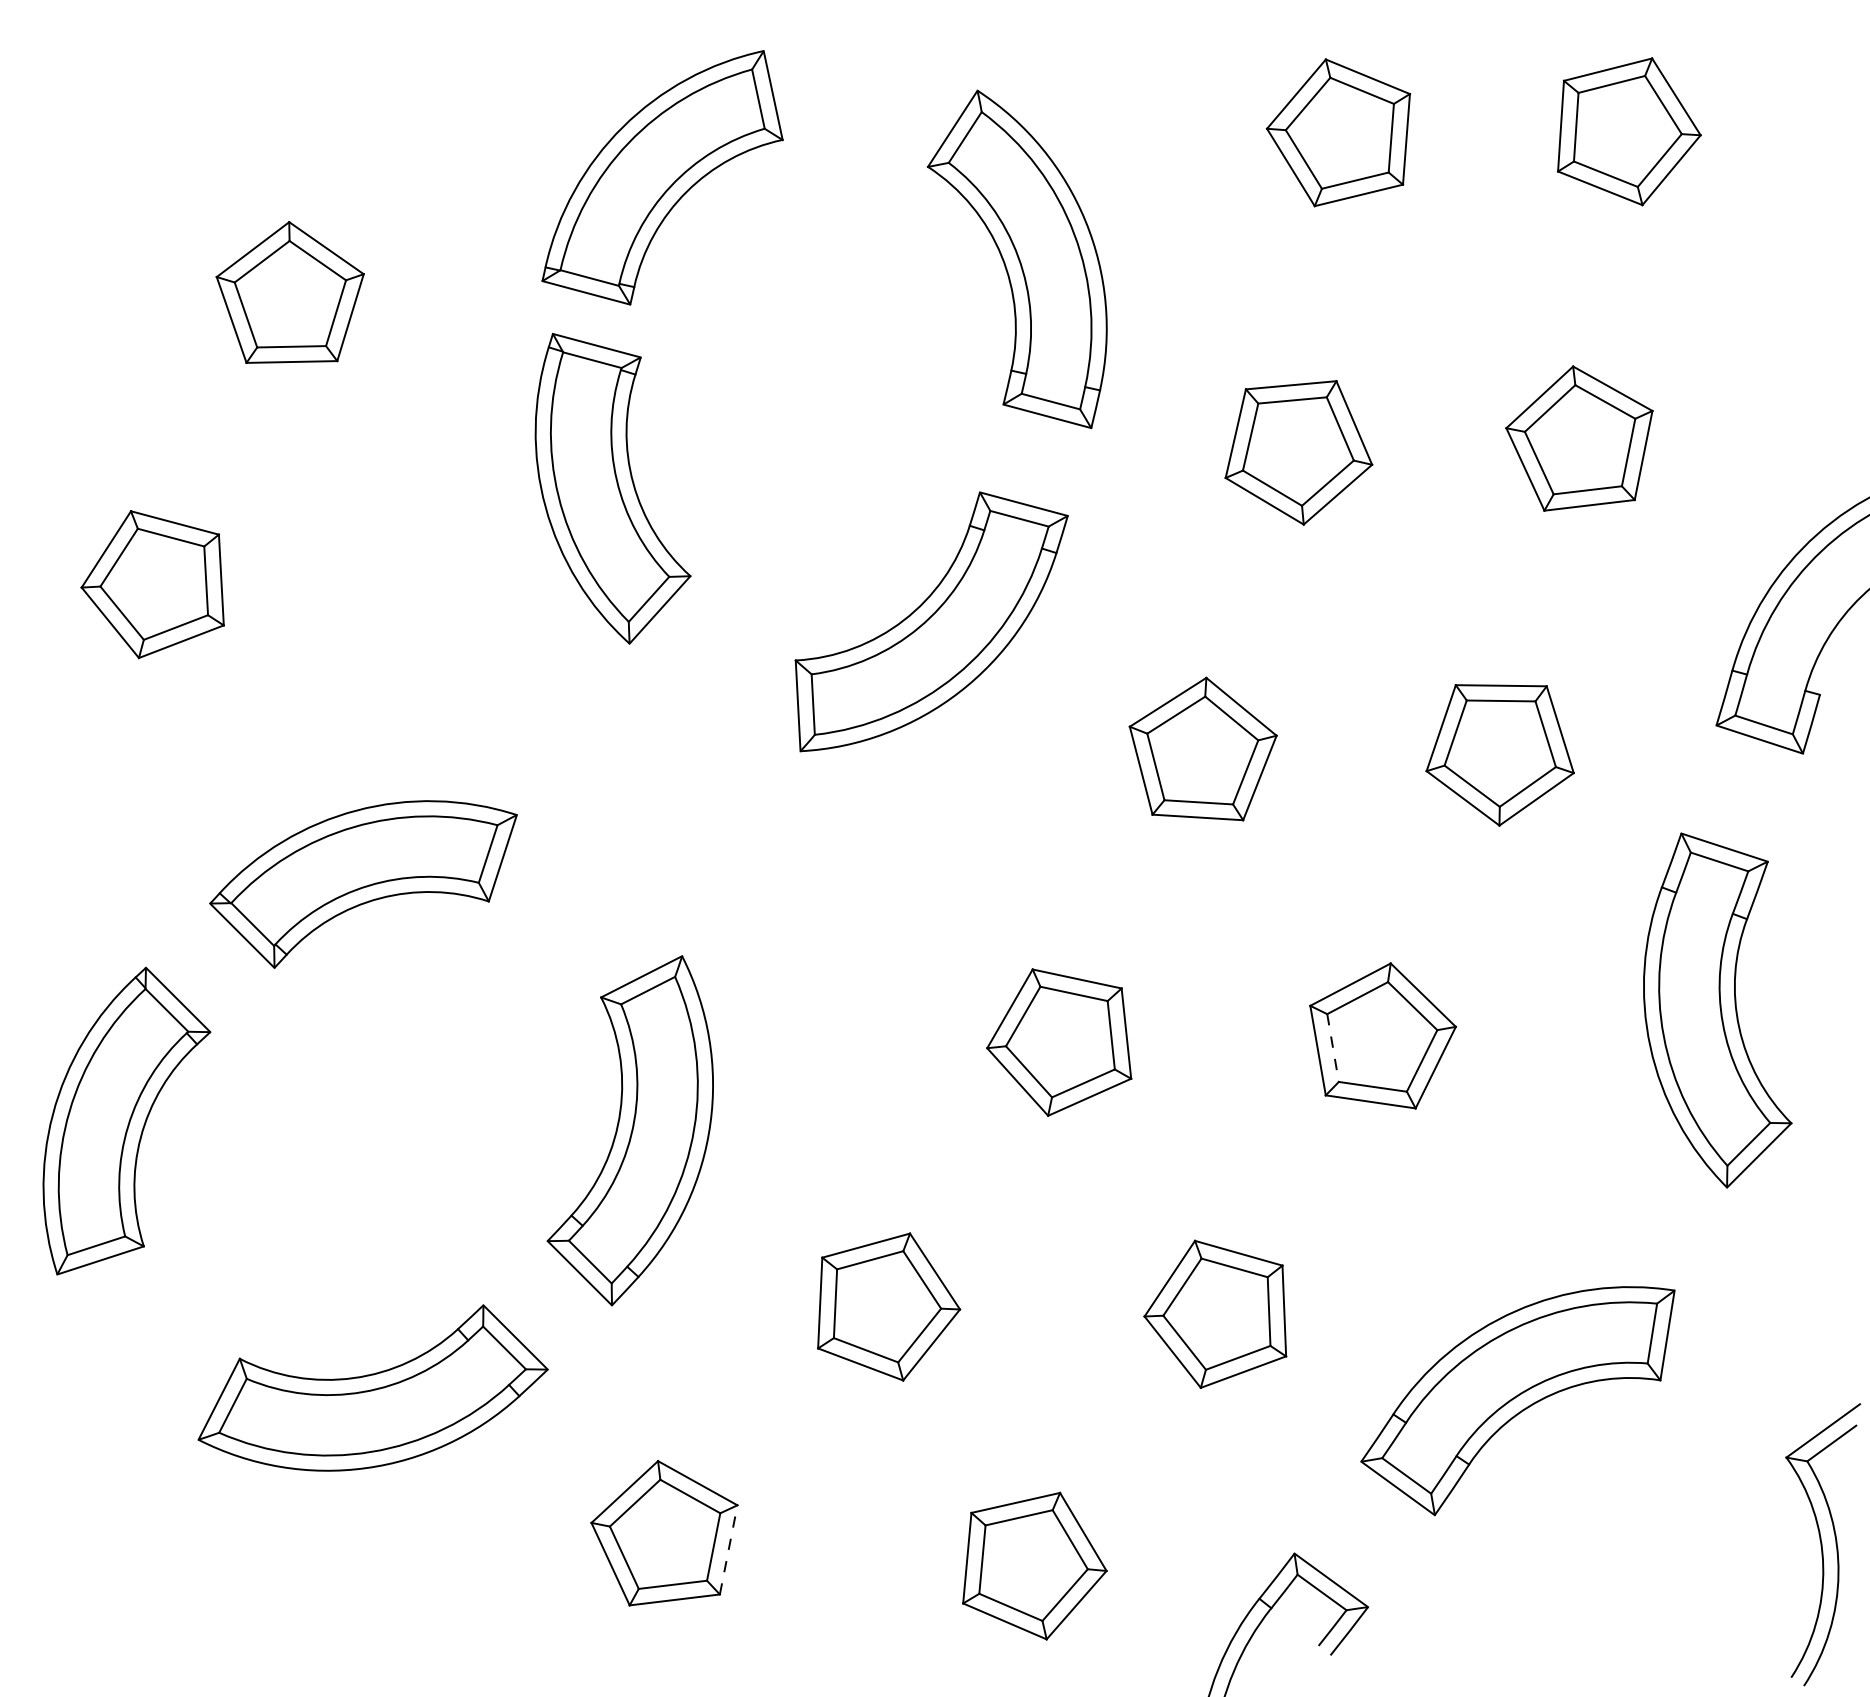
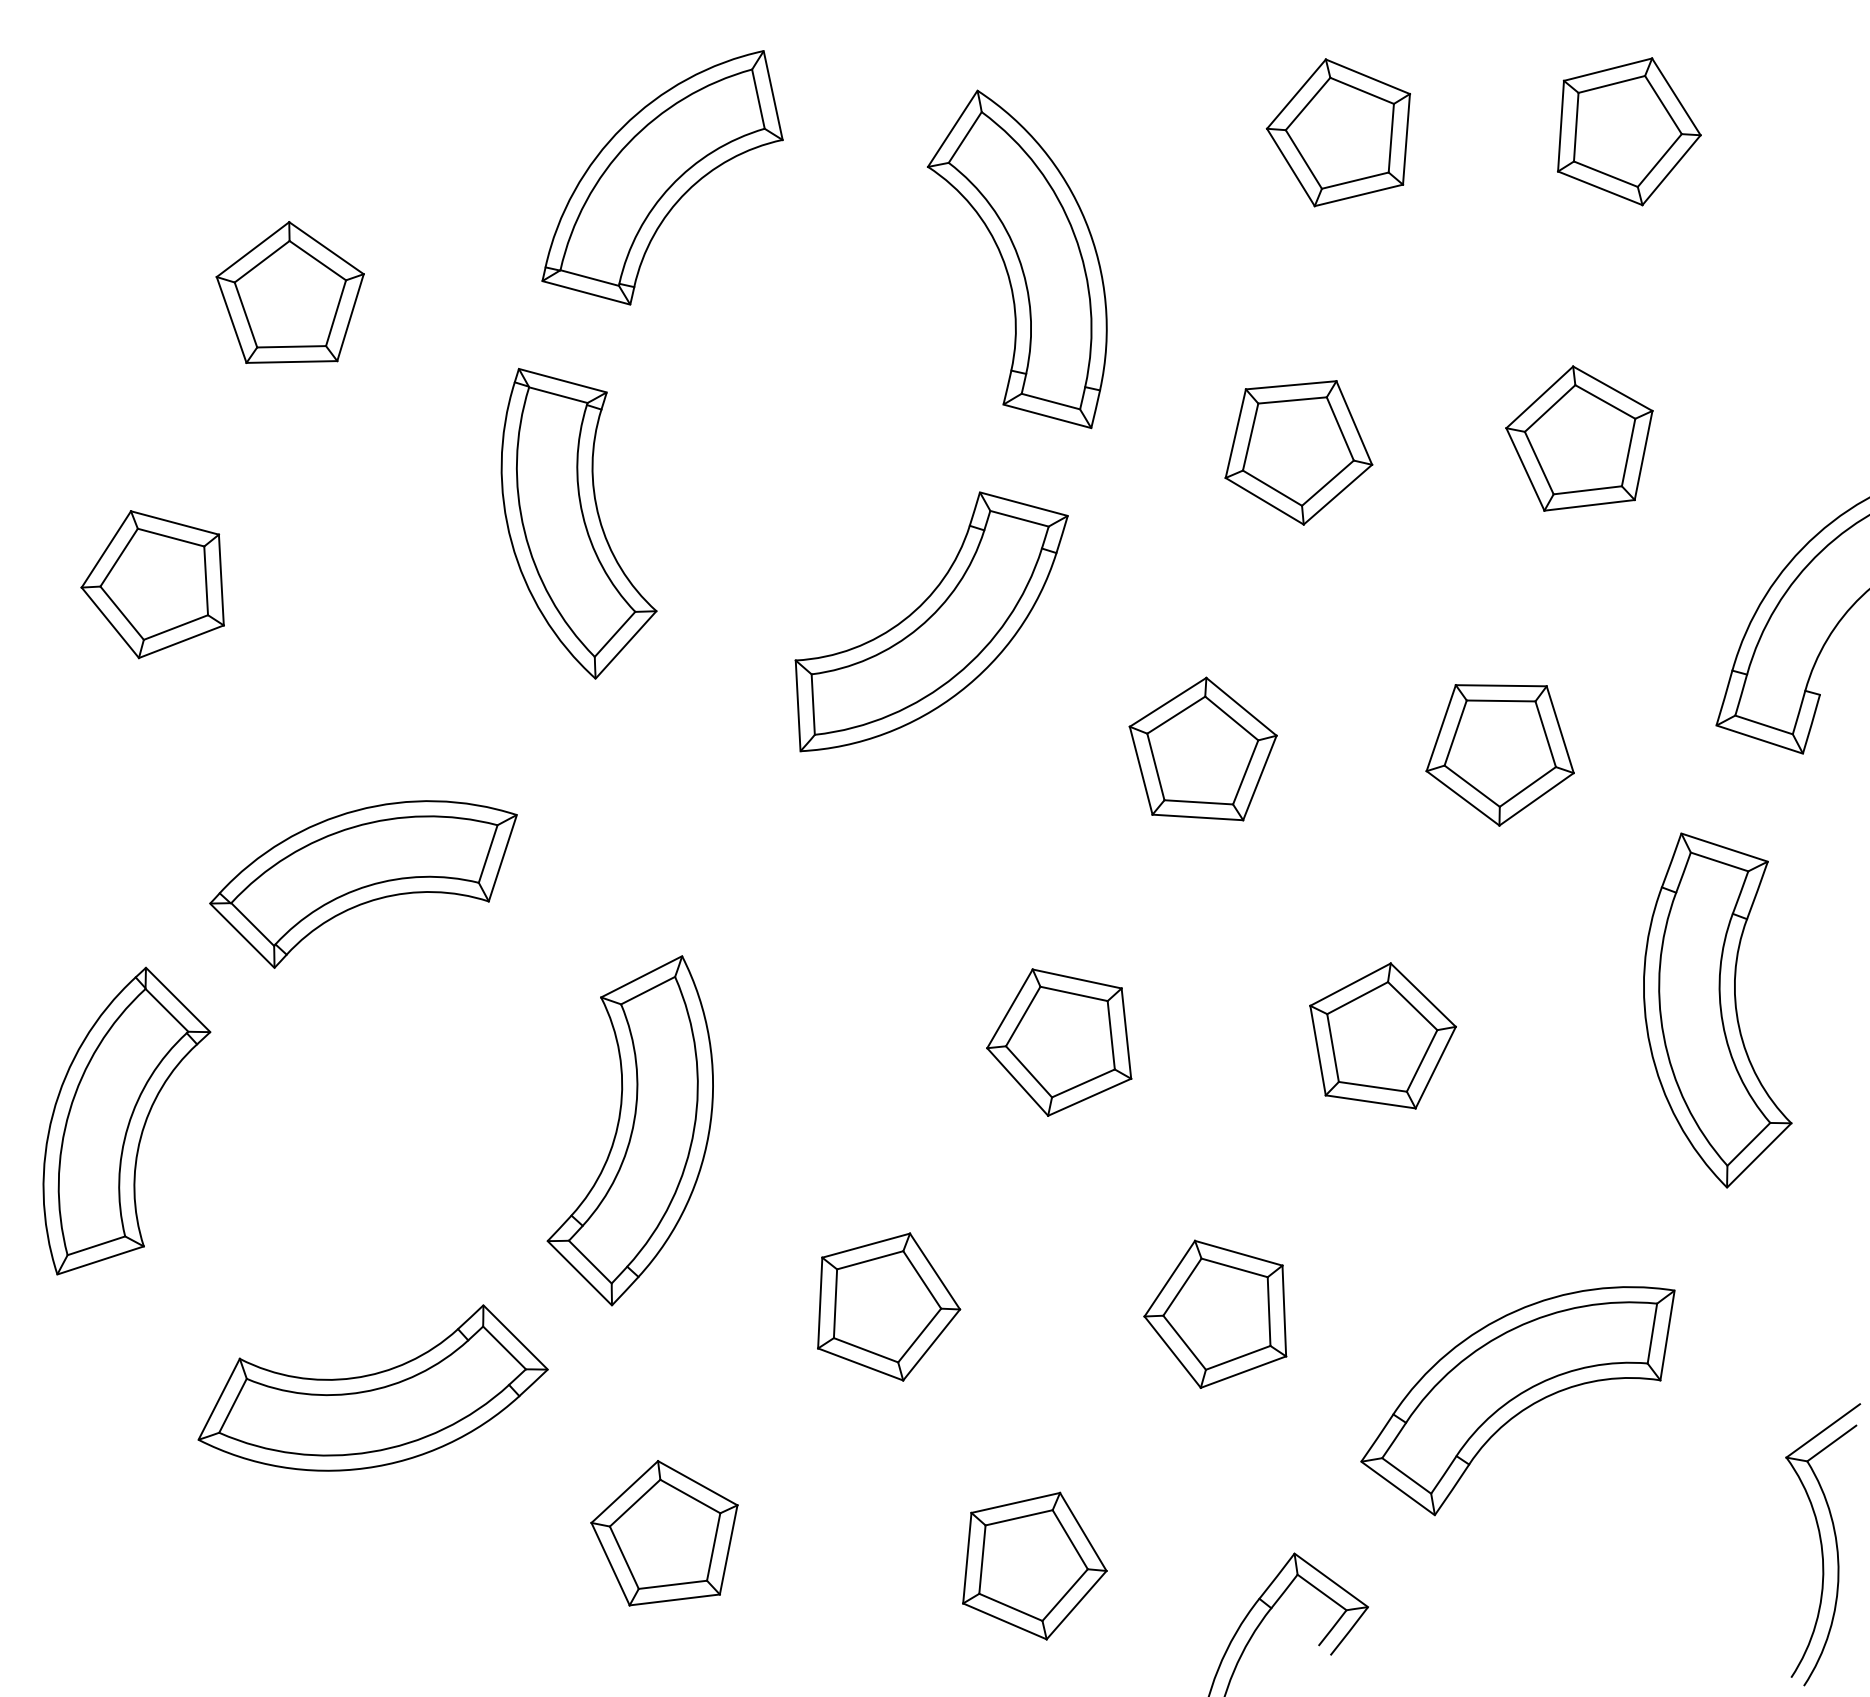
part position: (612, 488) -> (578, 523) (578, 523)
line: dashed -> solid (1333, 1048)
line: dashed -> solid (728, 1549)
